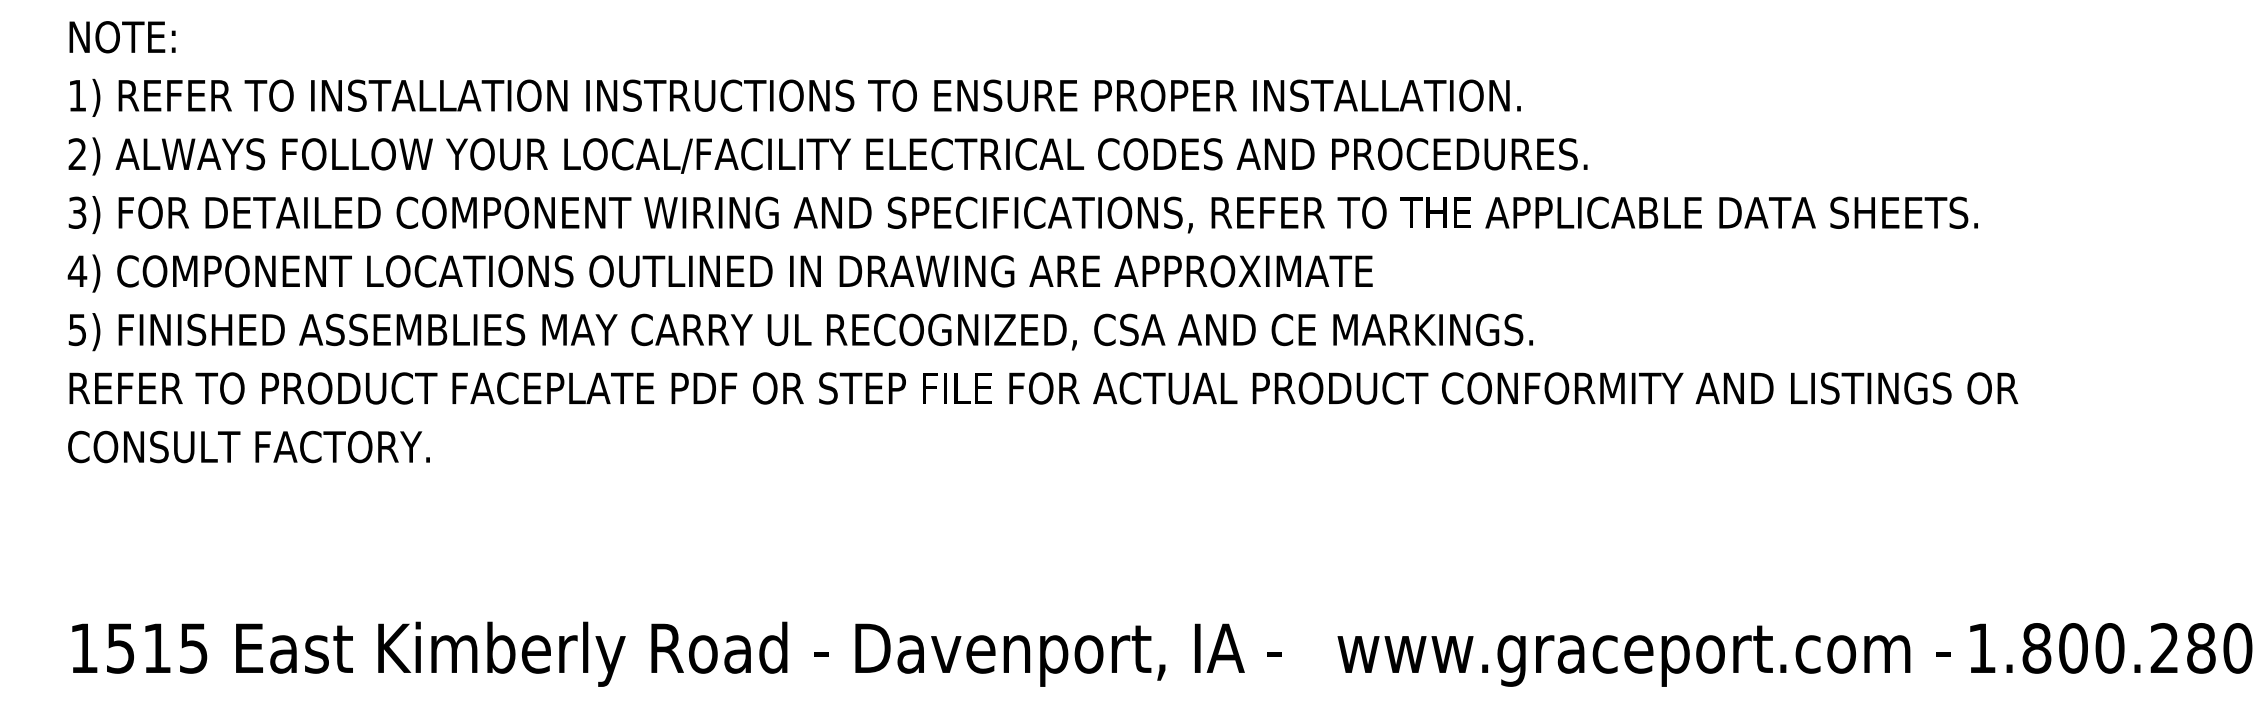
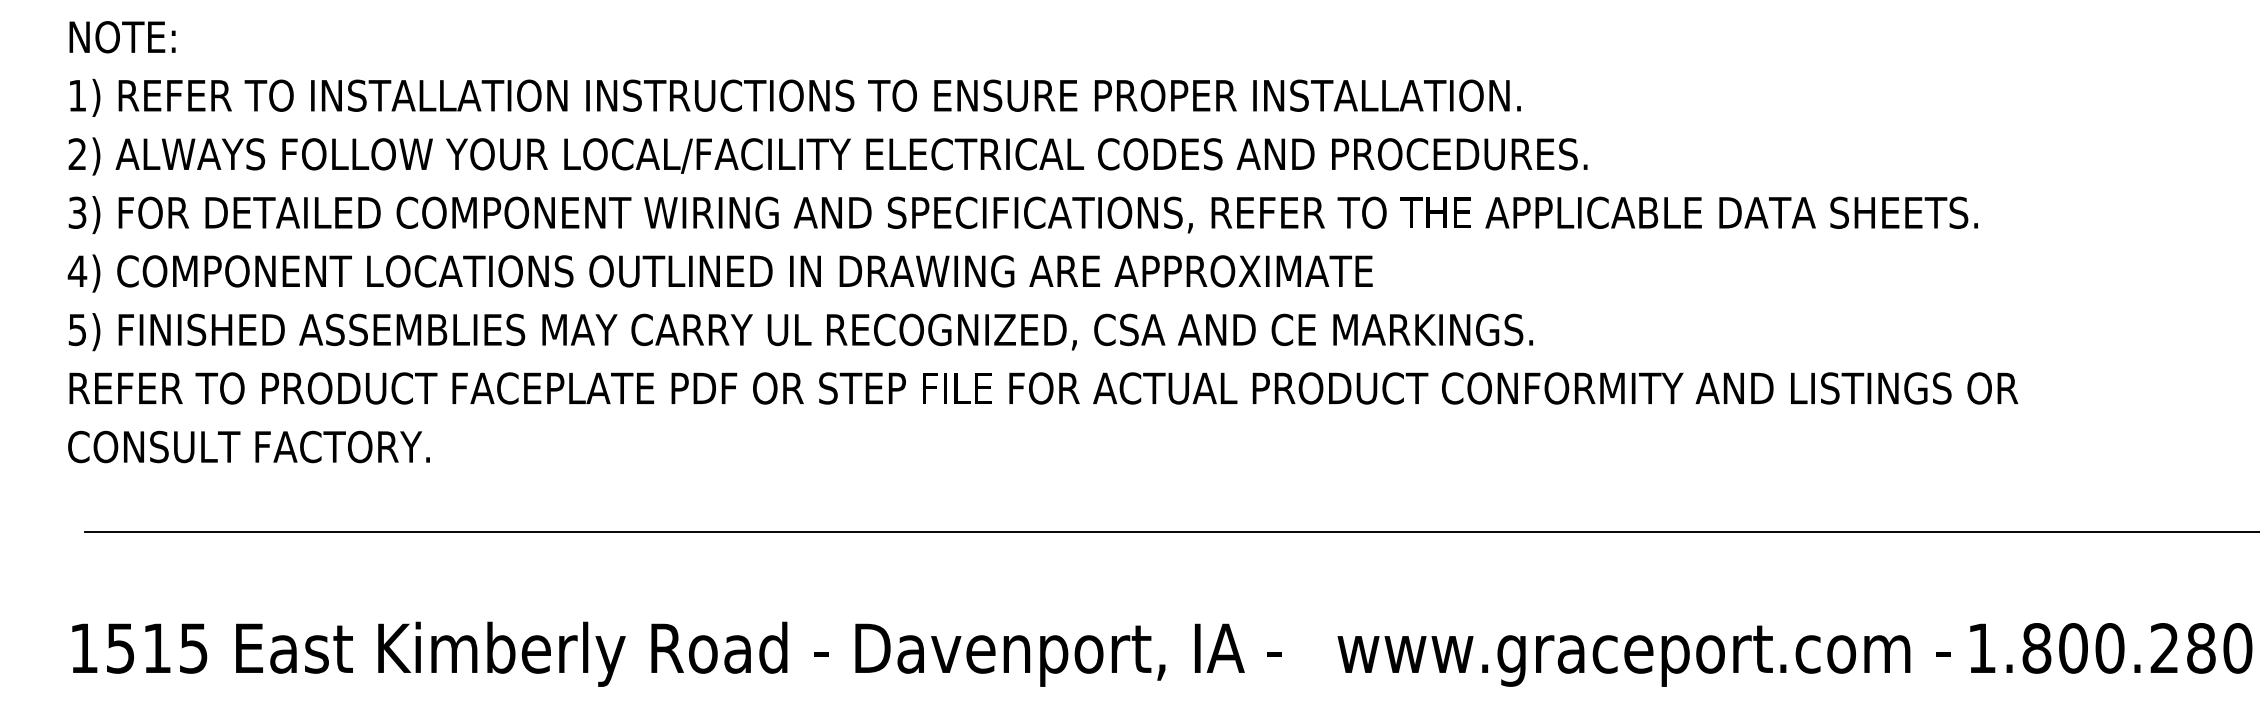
line: none -> present (1170, 532)
